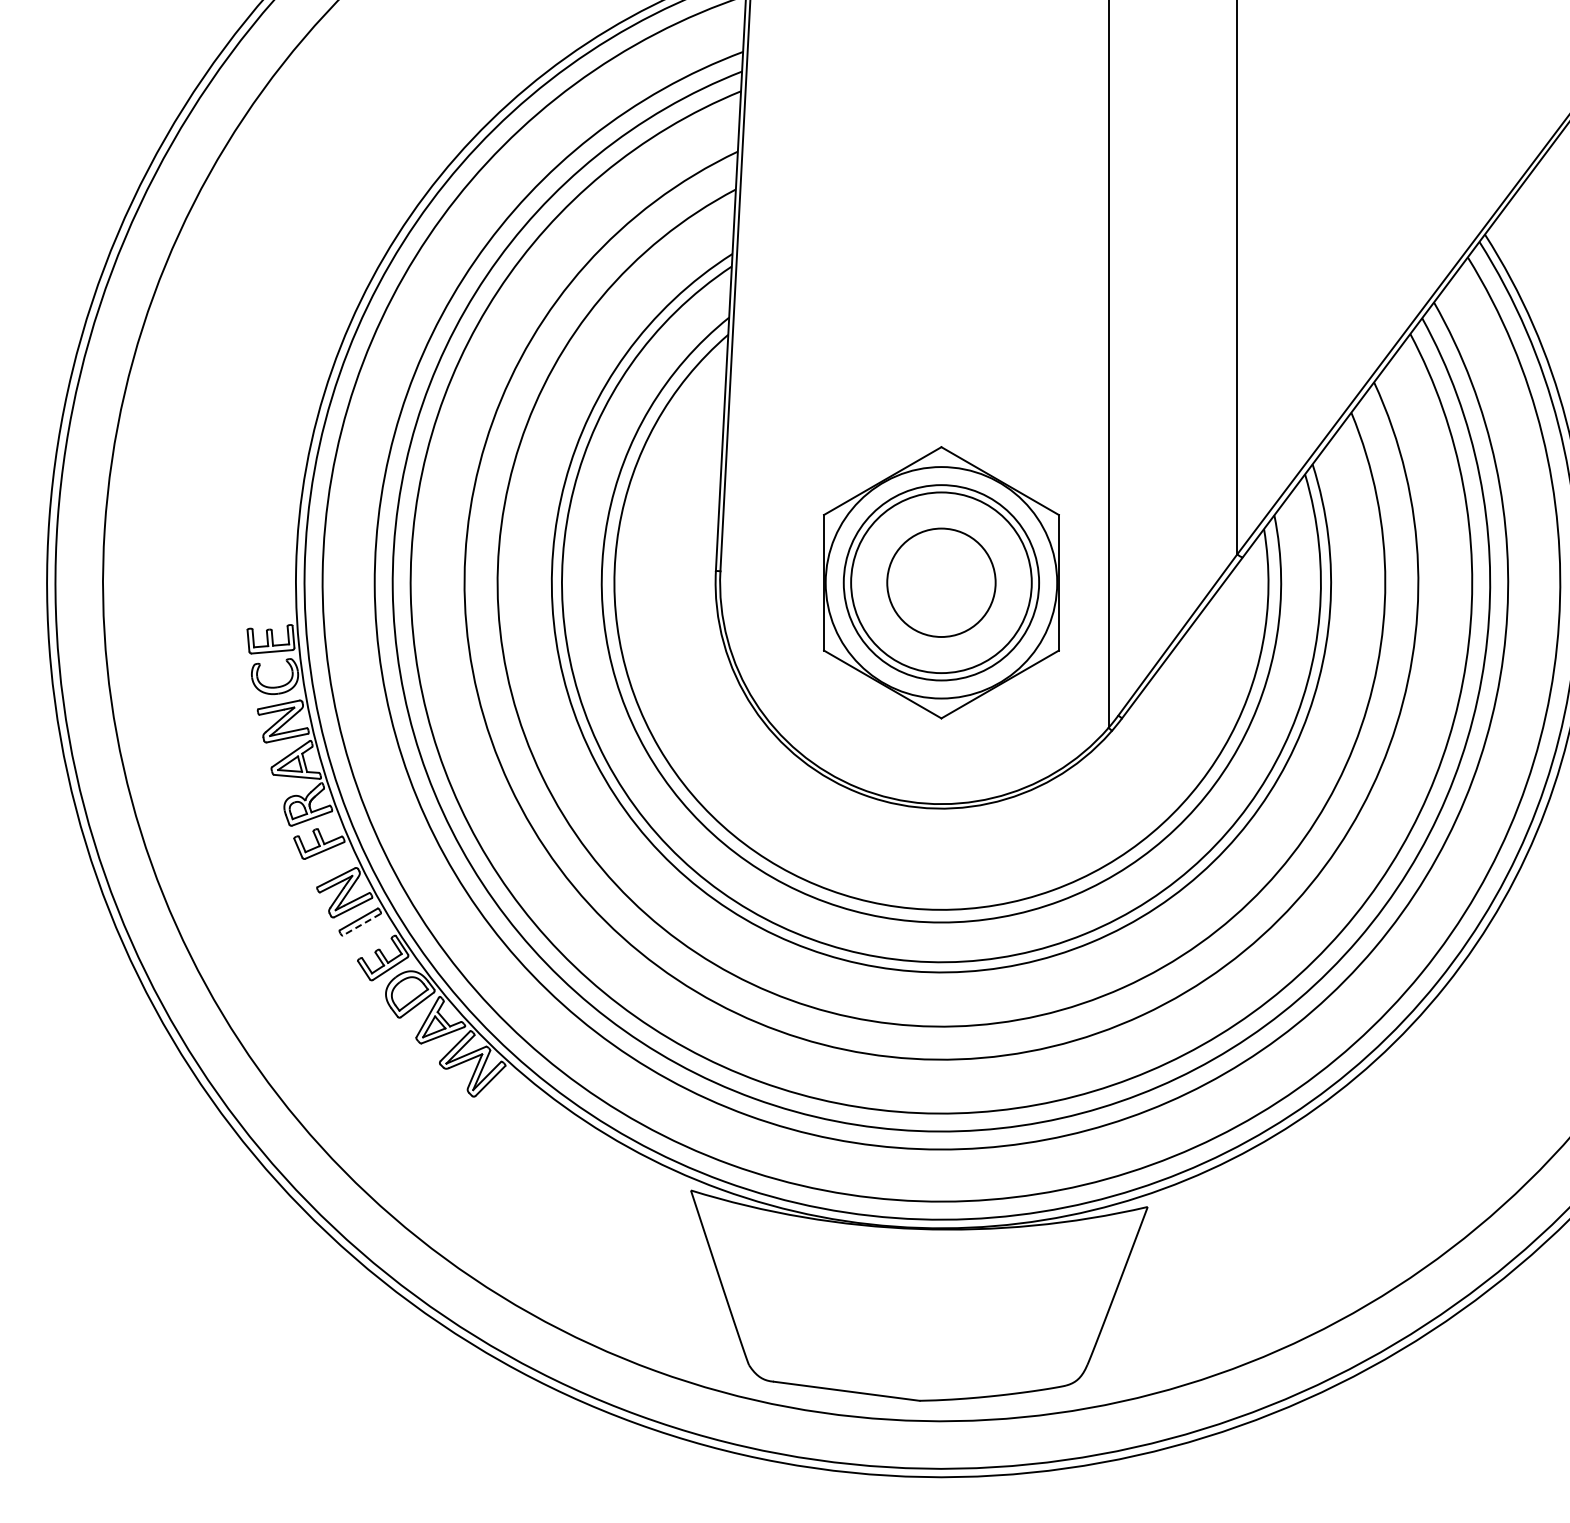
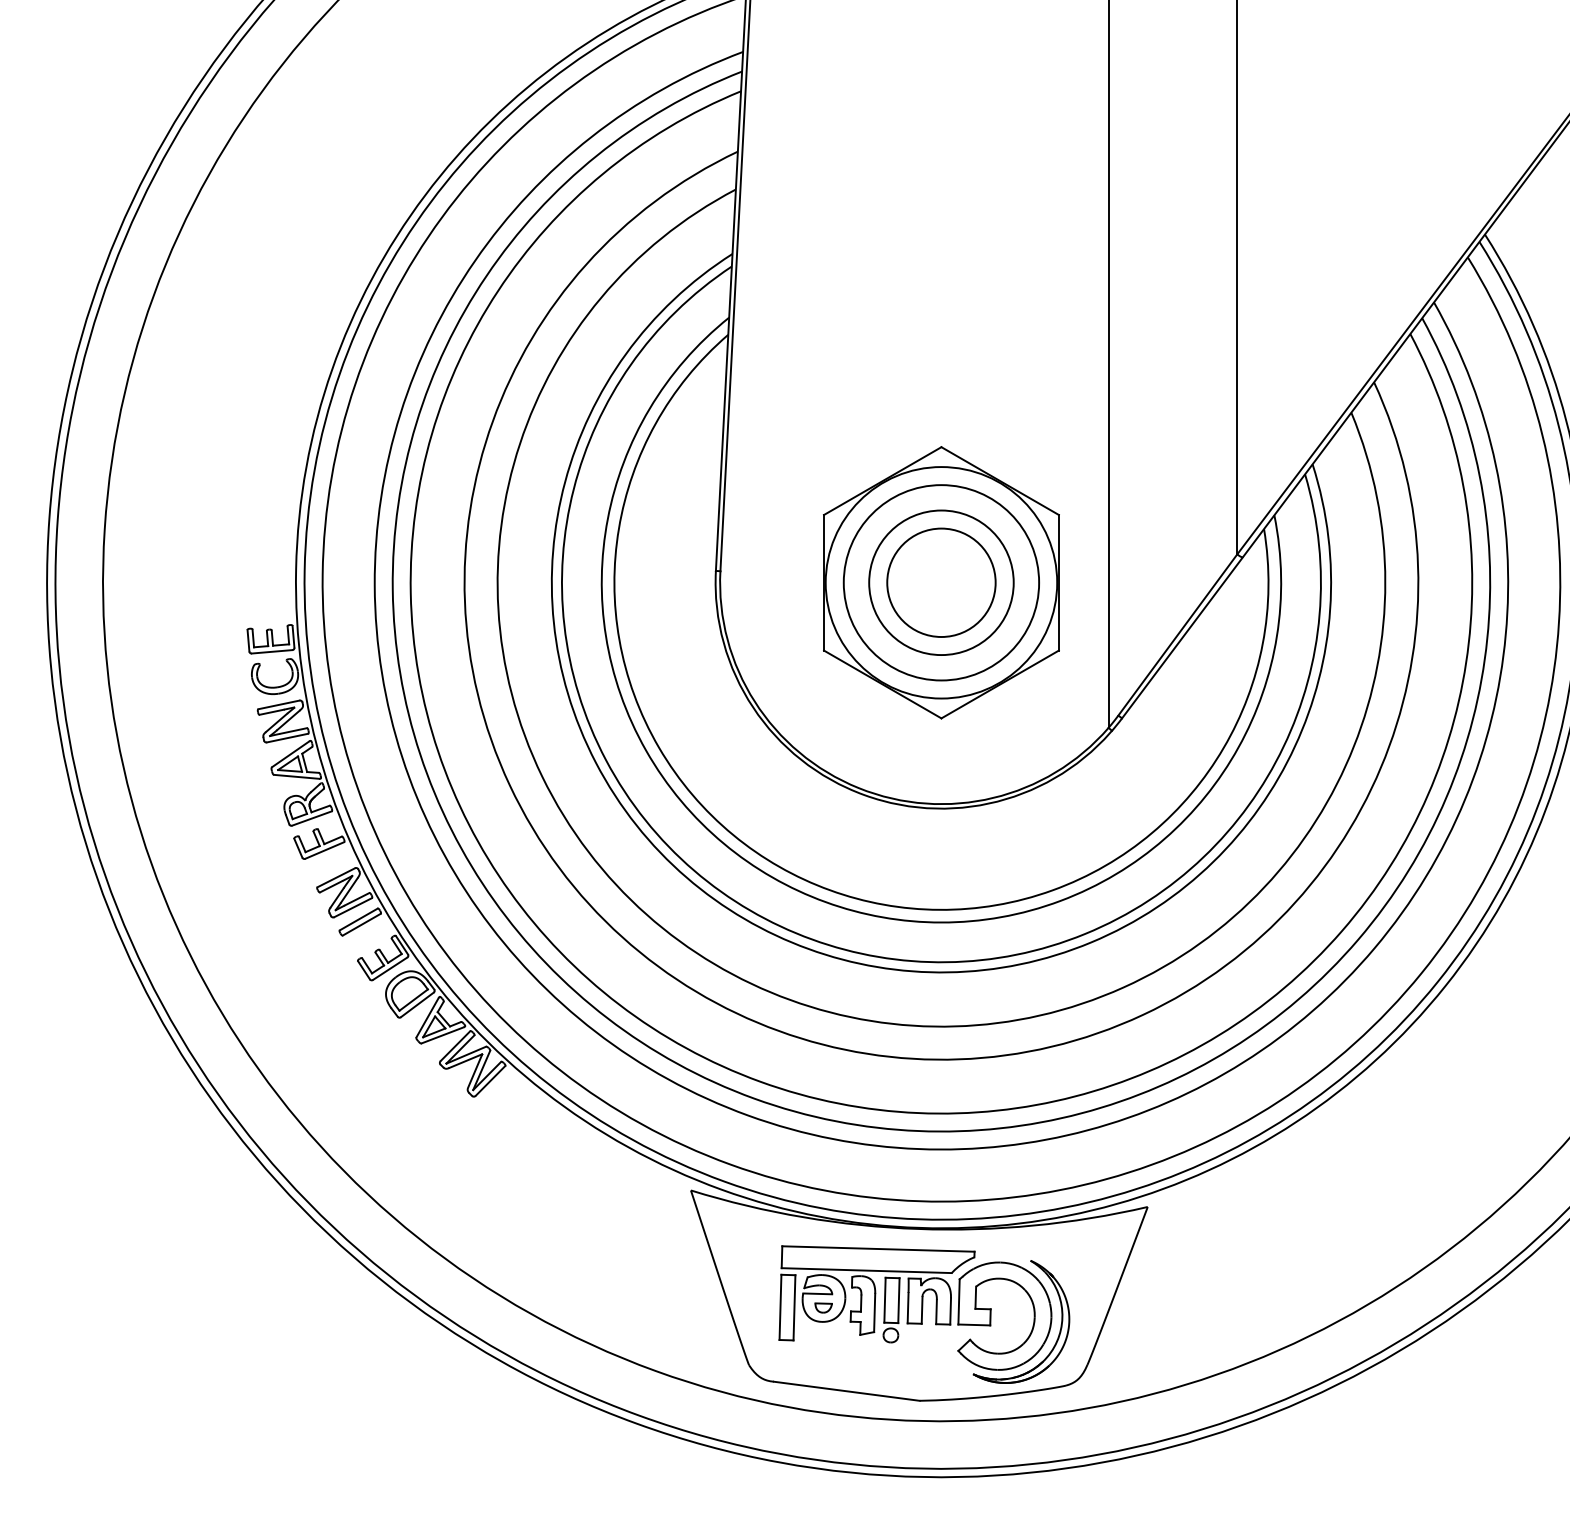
circle diameter: 181 px -> 145 px (941, 582)
line: dashed -> solid (361, 924)
part: none -> present (924, 1314)
